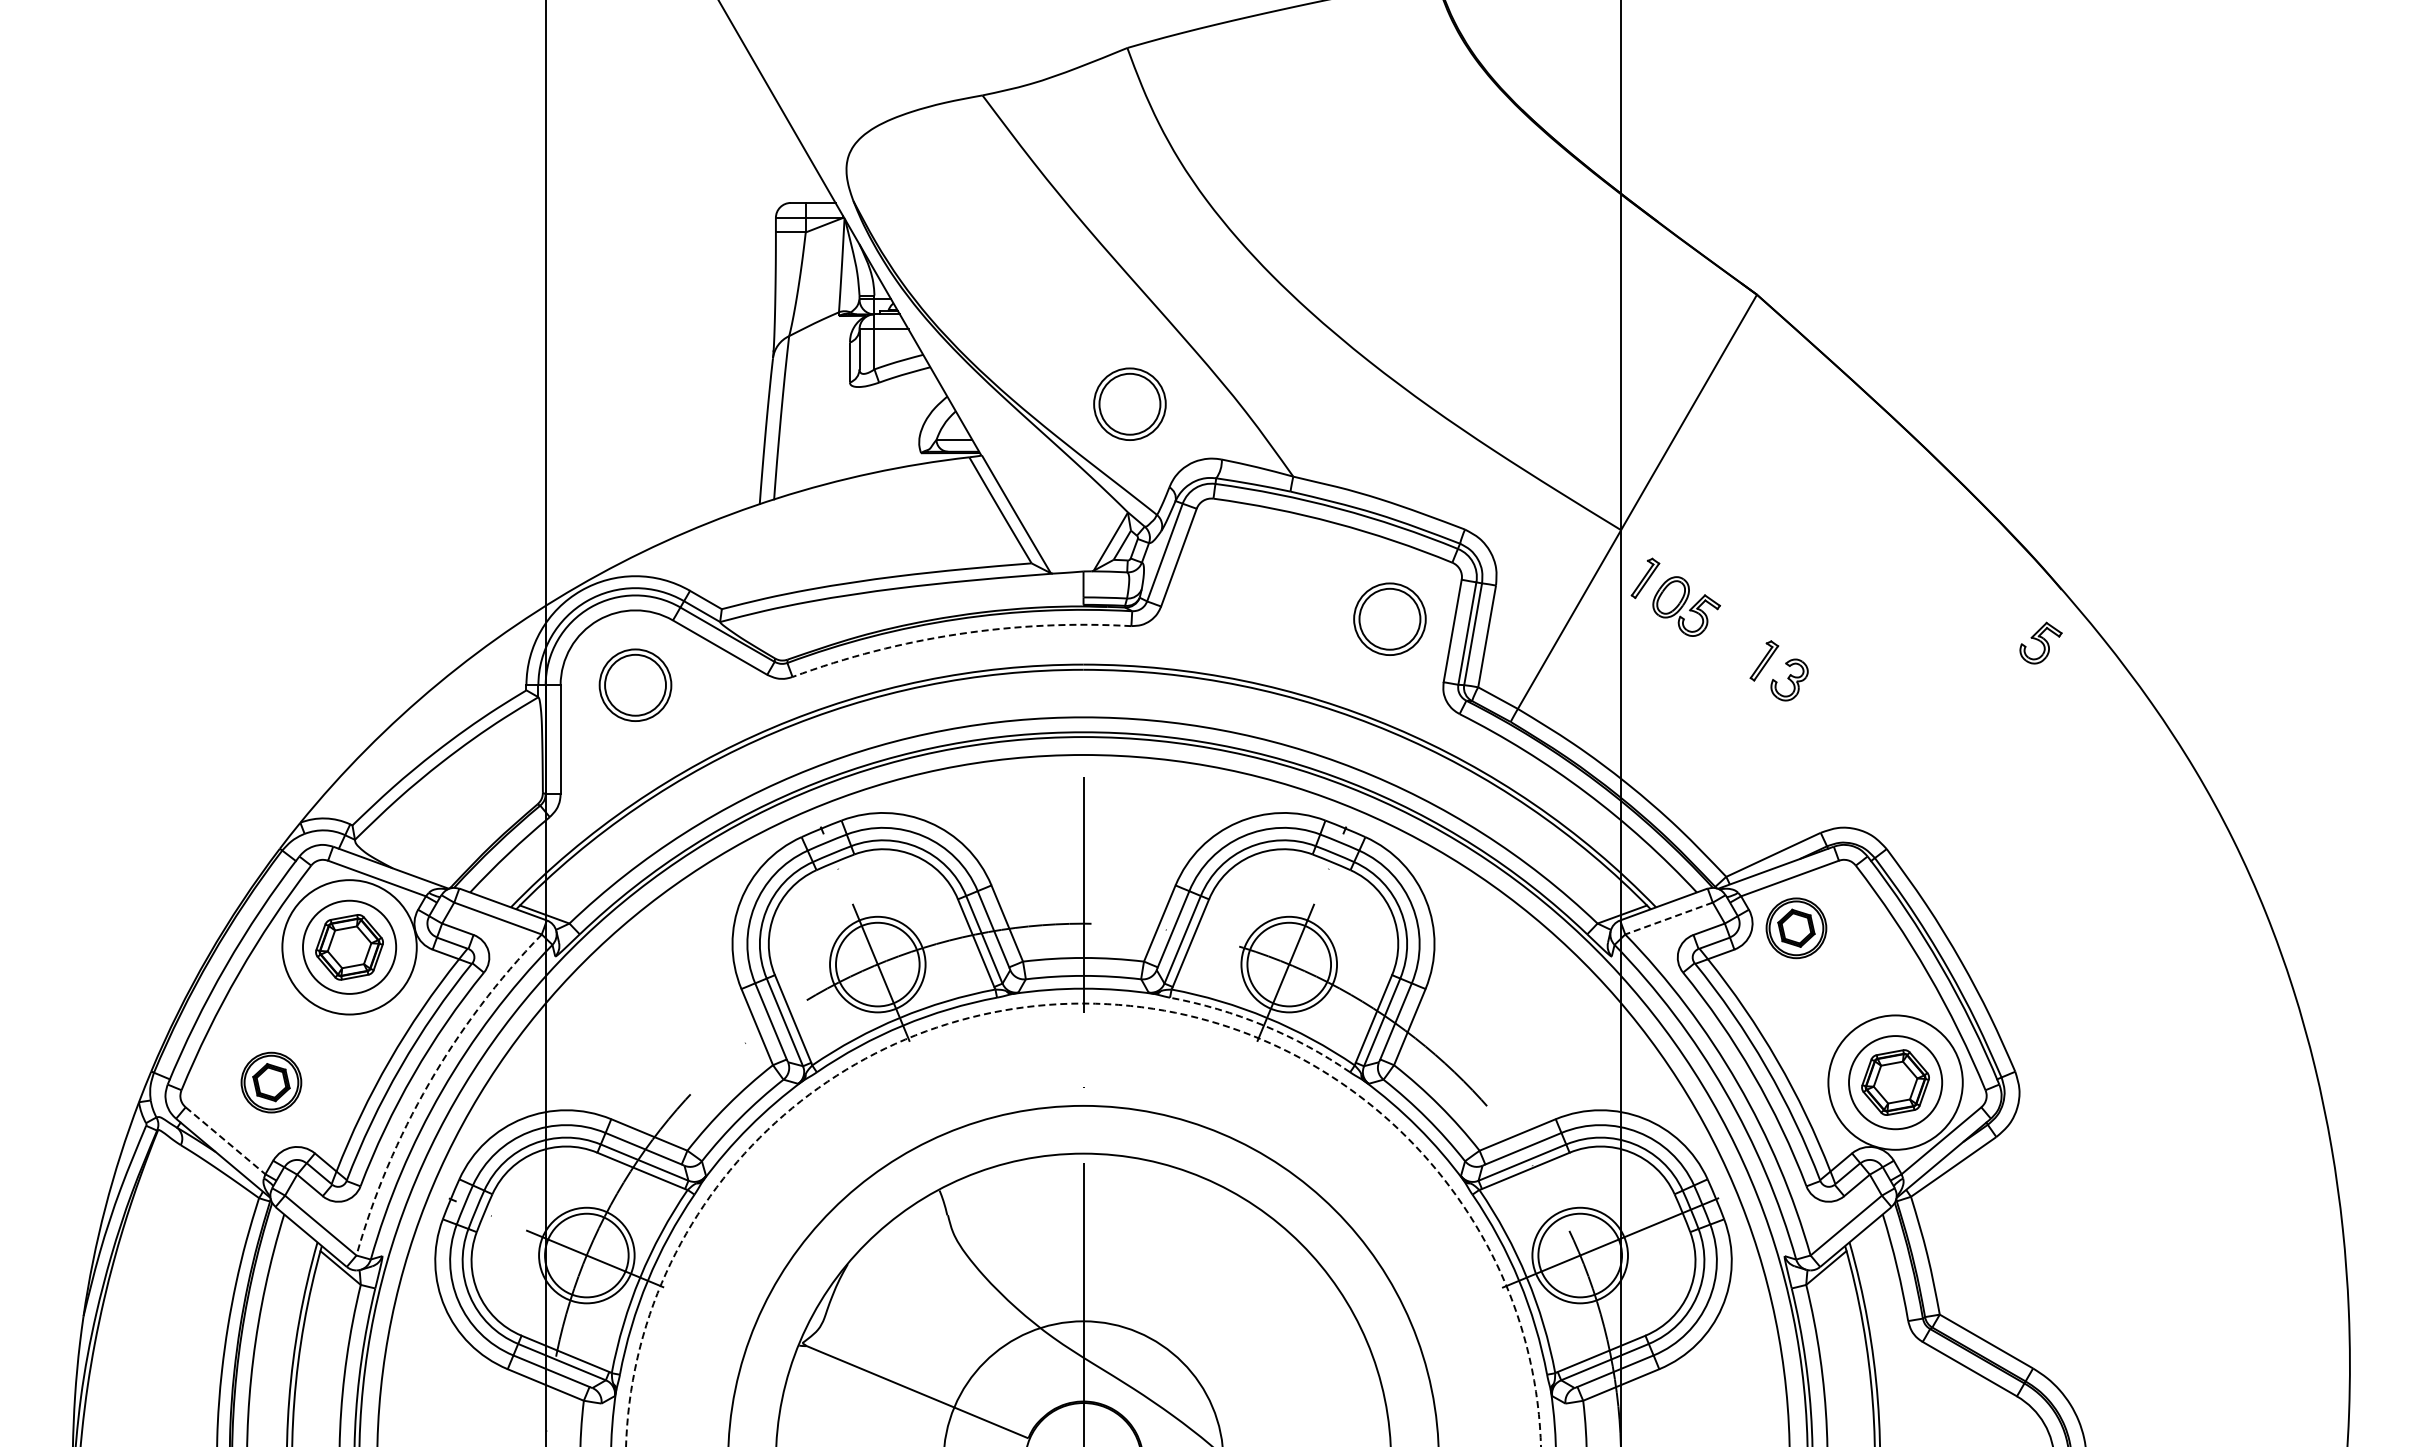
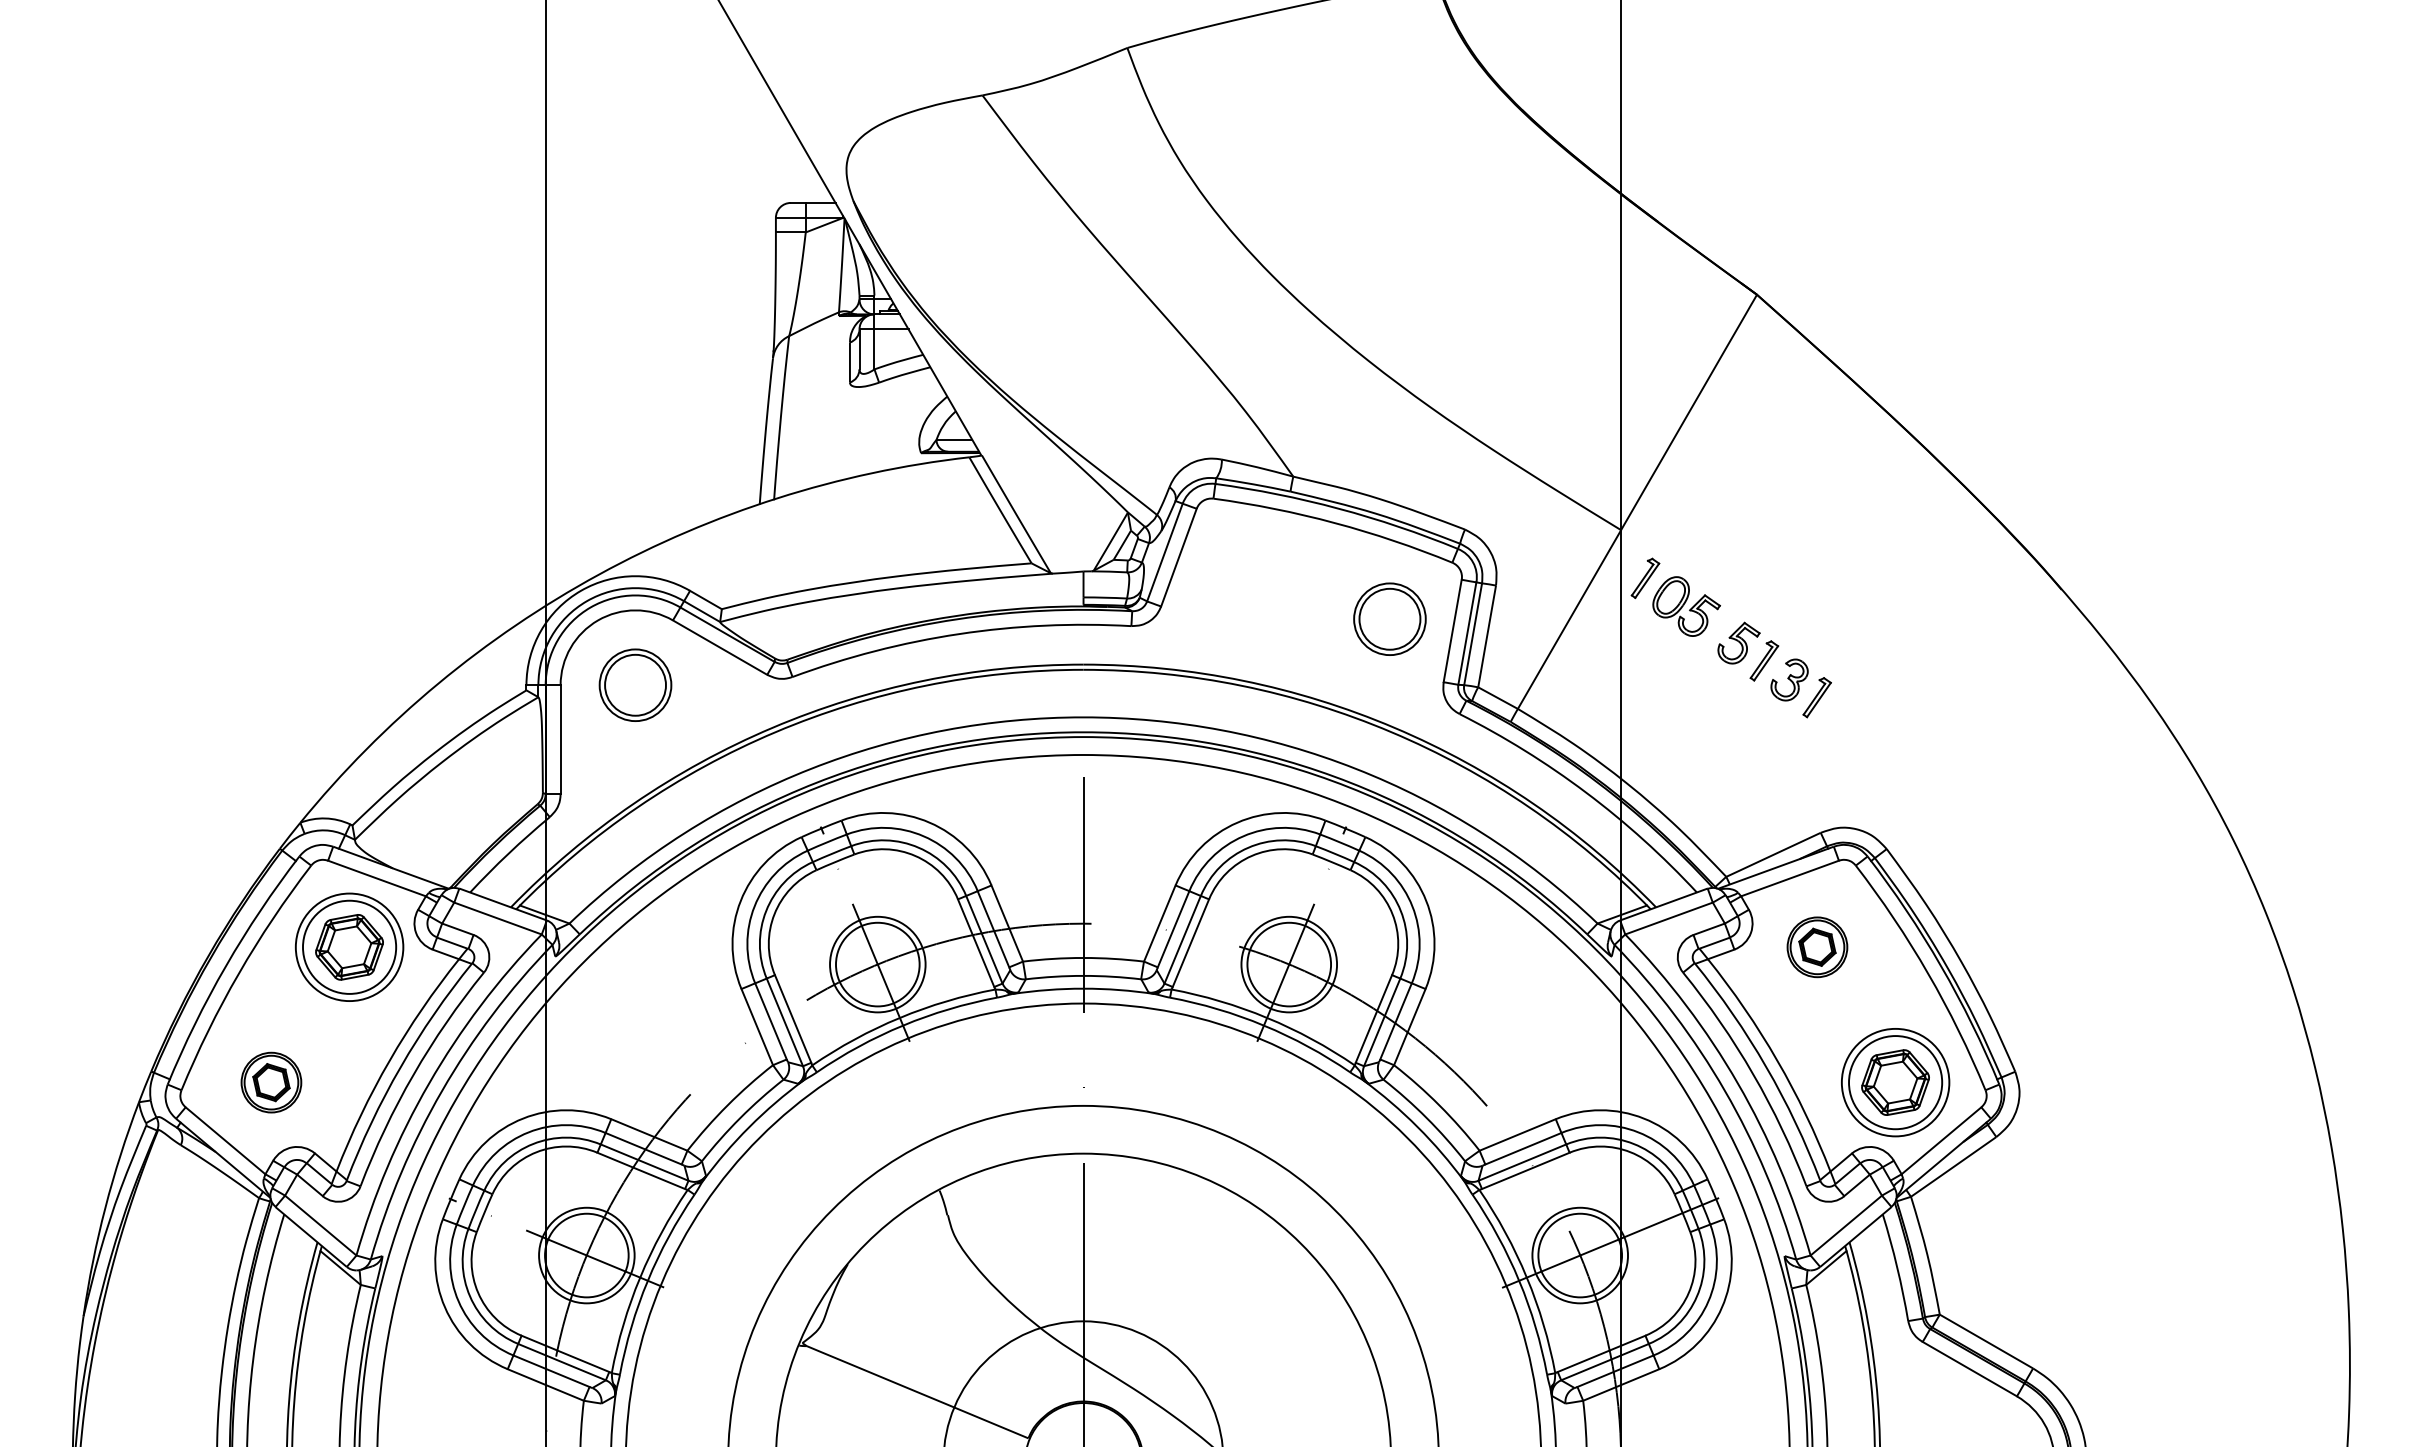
part: present -> none (1129, 403)
arc: dashed -> solid (959, 634)
part position: (2040, 642) -> (1738, 642) (1738, 642)
part: none -> present (1816, 697)
line: dashed -> solid (1669, 918)
part position: (1796, 928) -> (1817, 947) (1817, 947)
circle diameter: 134 px -> 108 px (349, 947)
arc: dashed -> solid (1264, 1025)
circle diameter: 134 px -> 108 px (1895, 1082)
arc: dashed -> solid (429, 1083)
line: dashed -> solid (225, 1141)
circle: dashed -> solid (1083, 1224)
